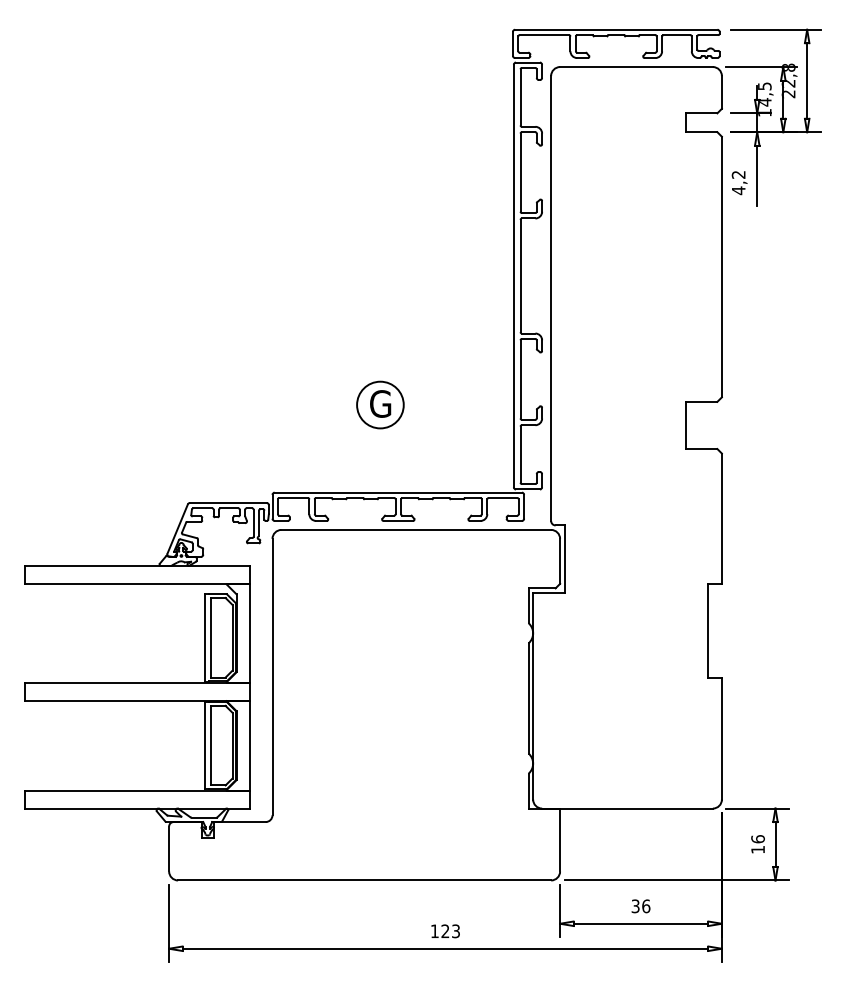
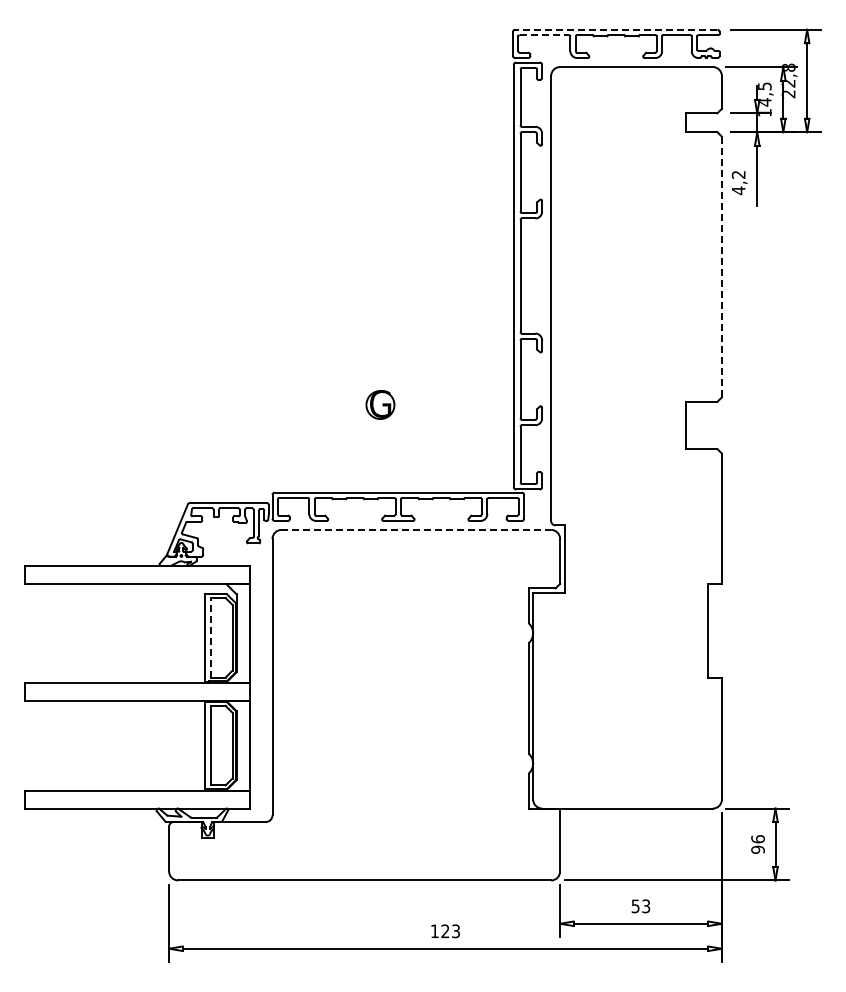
line: solid -> dashed (615, 29)
line: solid -> dashed (544, 35)
line: solid -> dashed (721, 266)
circle size: 49x50 px -> 31x30 px (380, 404)
line: solid -> dashed (416, 529)
line: solid -> dashed (210, 637)
text: 16 -> 96 (757, 849)
text: 36 -> 53 (641, 906)
